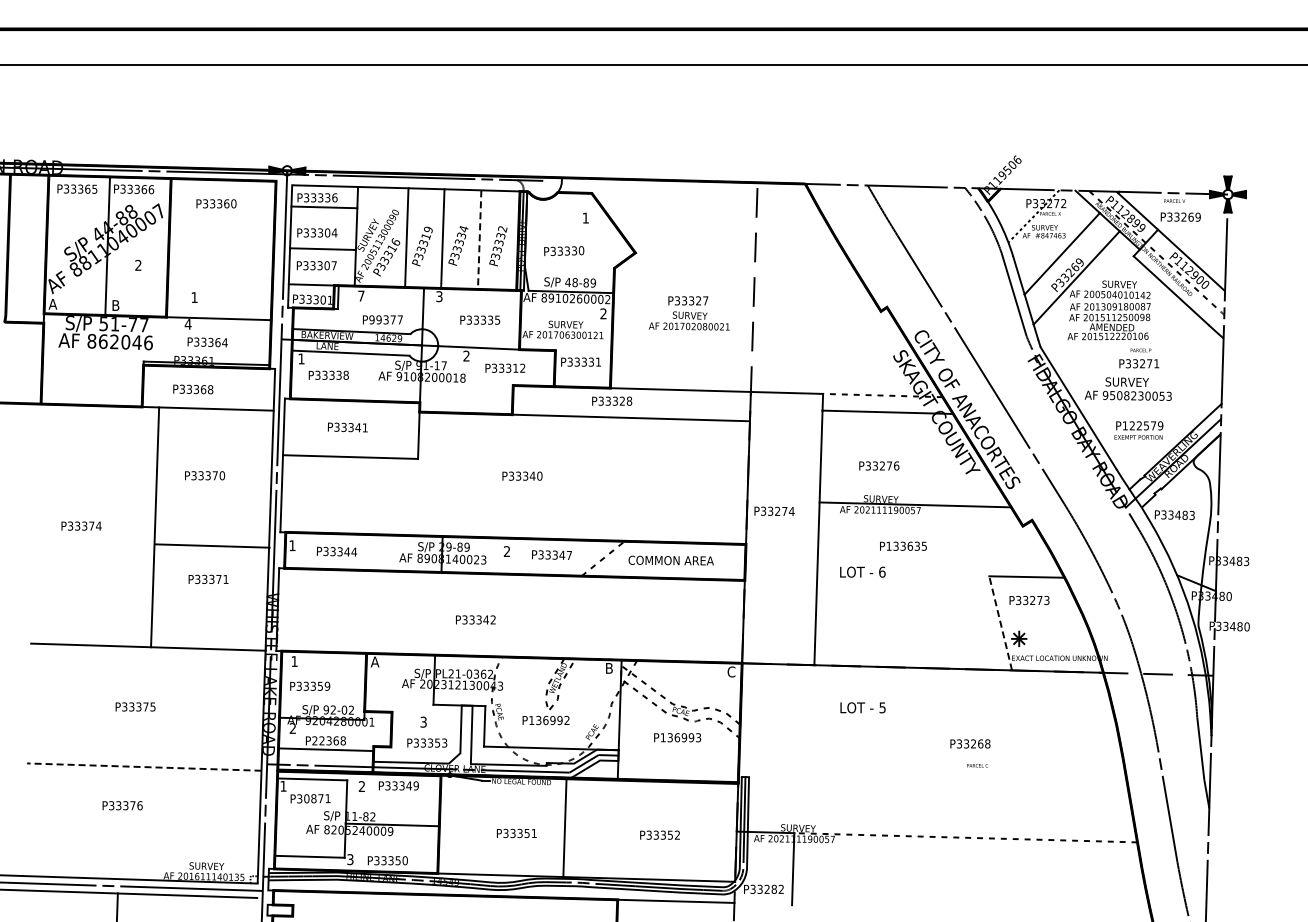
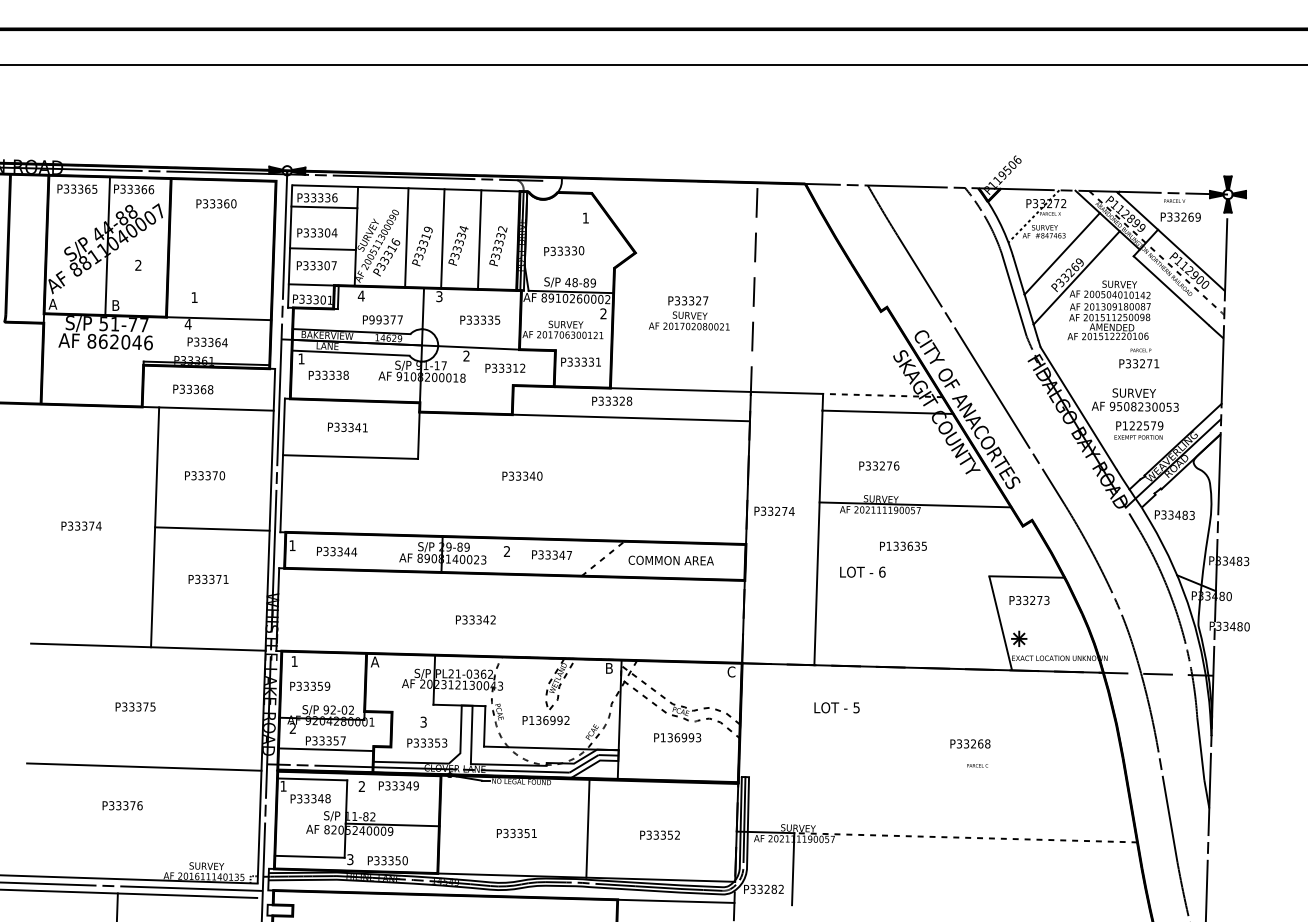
line: dashed -> solid (479, 239)
text: 7 -> 4 (360, 295)
text position: (1127, 388) -> (1134, 399) (1134, 399)
line position: (212, 545) -> (212, 528) (212, 528)
line: dashed -> solid (1000, 622)
text position: (862, 707) -> (836, 707) (836, 707)
text: P22368 -> P33357 (328, 740)
line: dashed -> solid (143, 767)
text: P30871 -> P33348 (317, 798)
line position: (564, 827) -> (587, 828) (587, 828)
